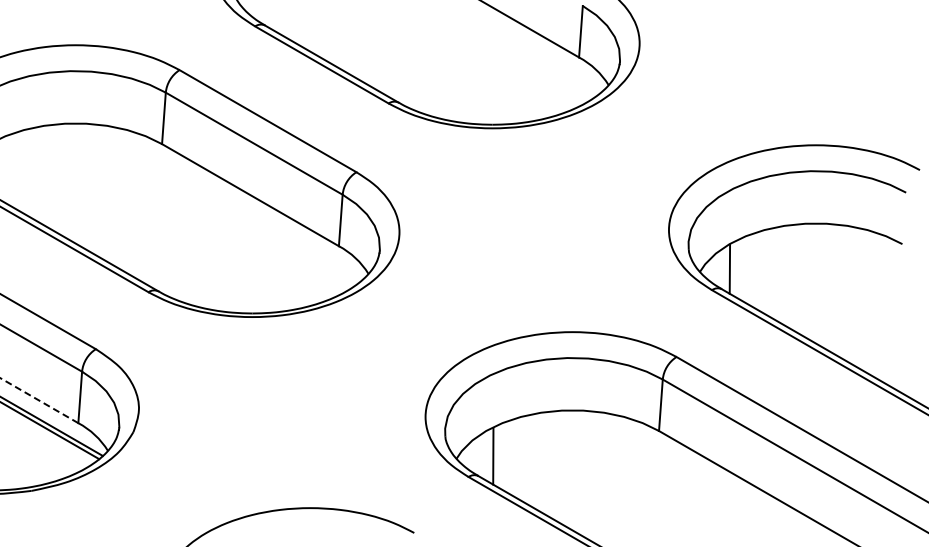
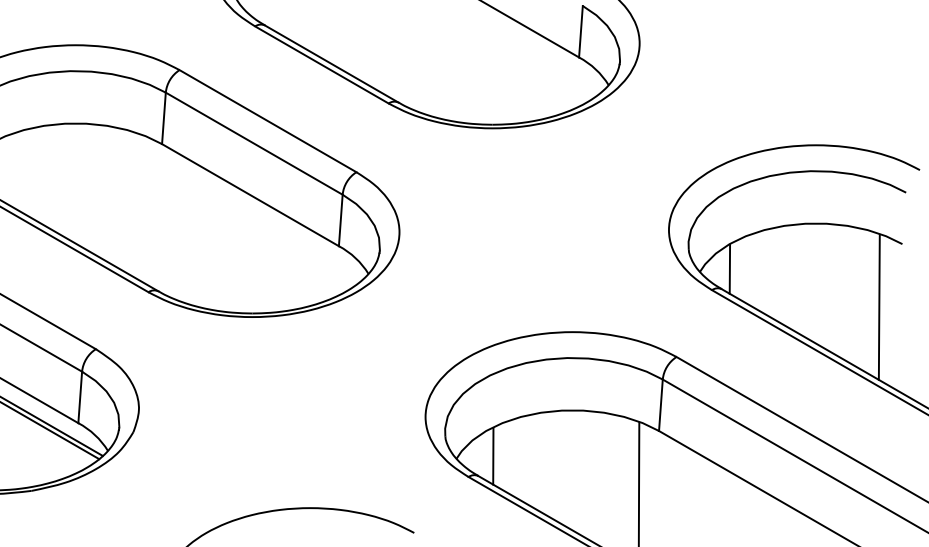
line: none -> present (878, 306)
line: dashed -> solid (39, 400)
line: none -> present (638, 482)
